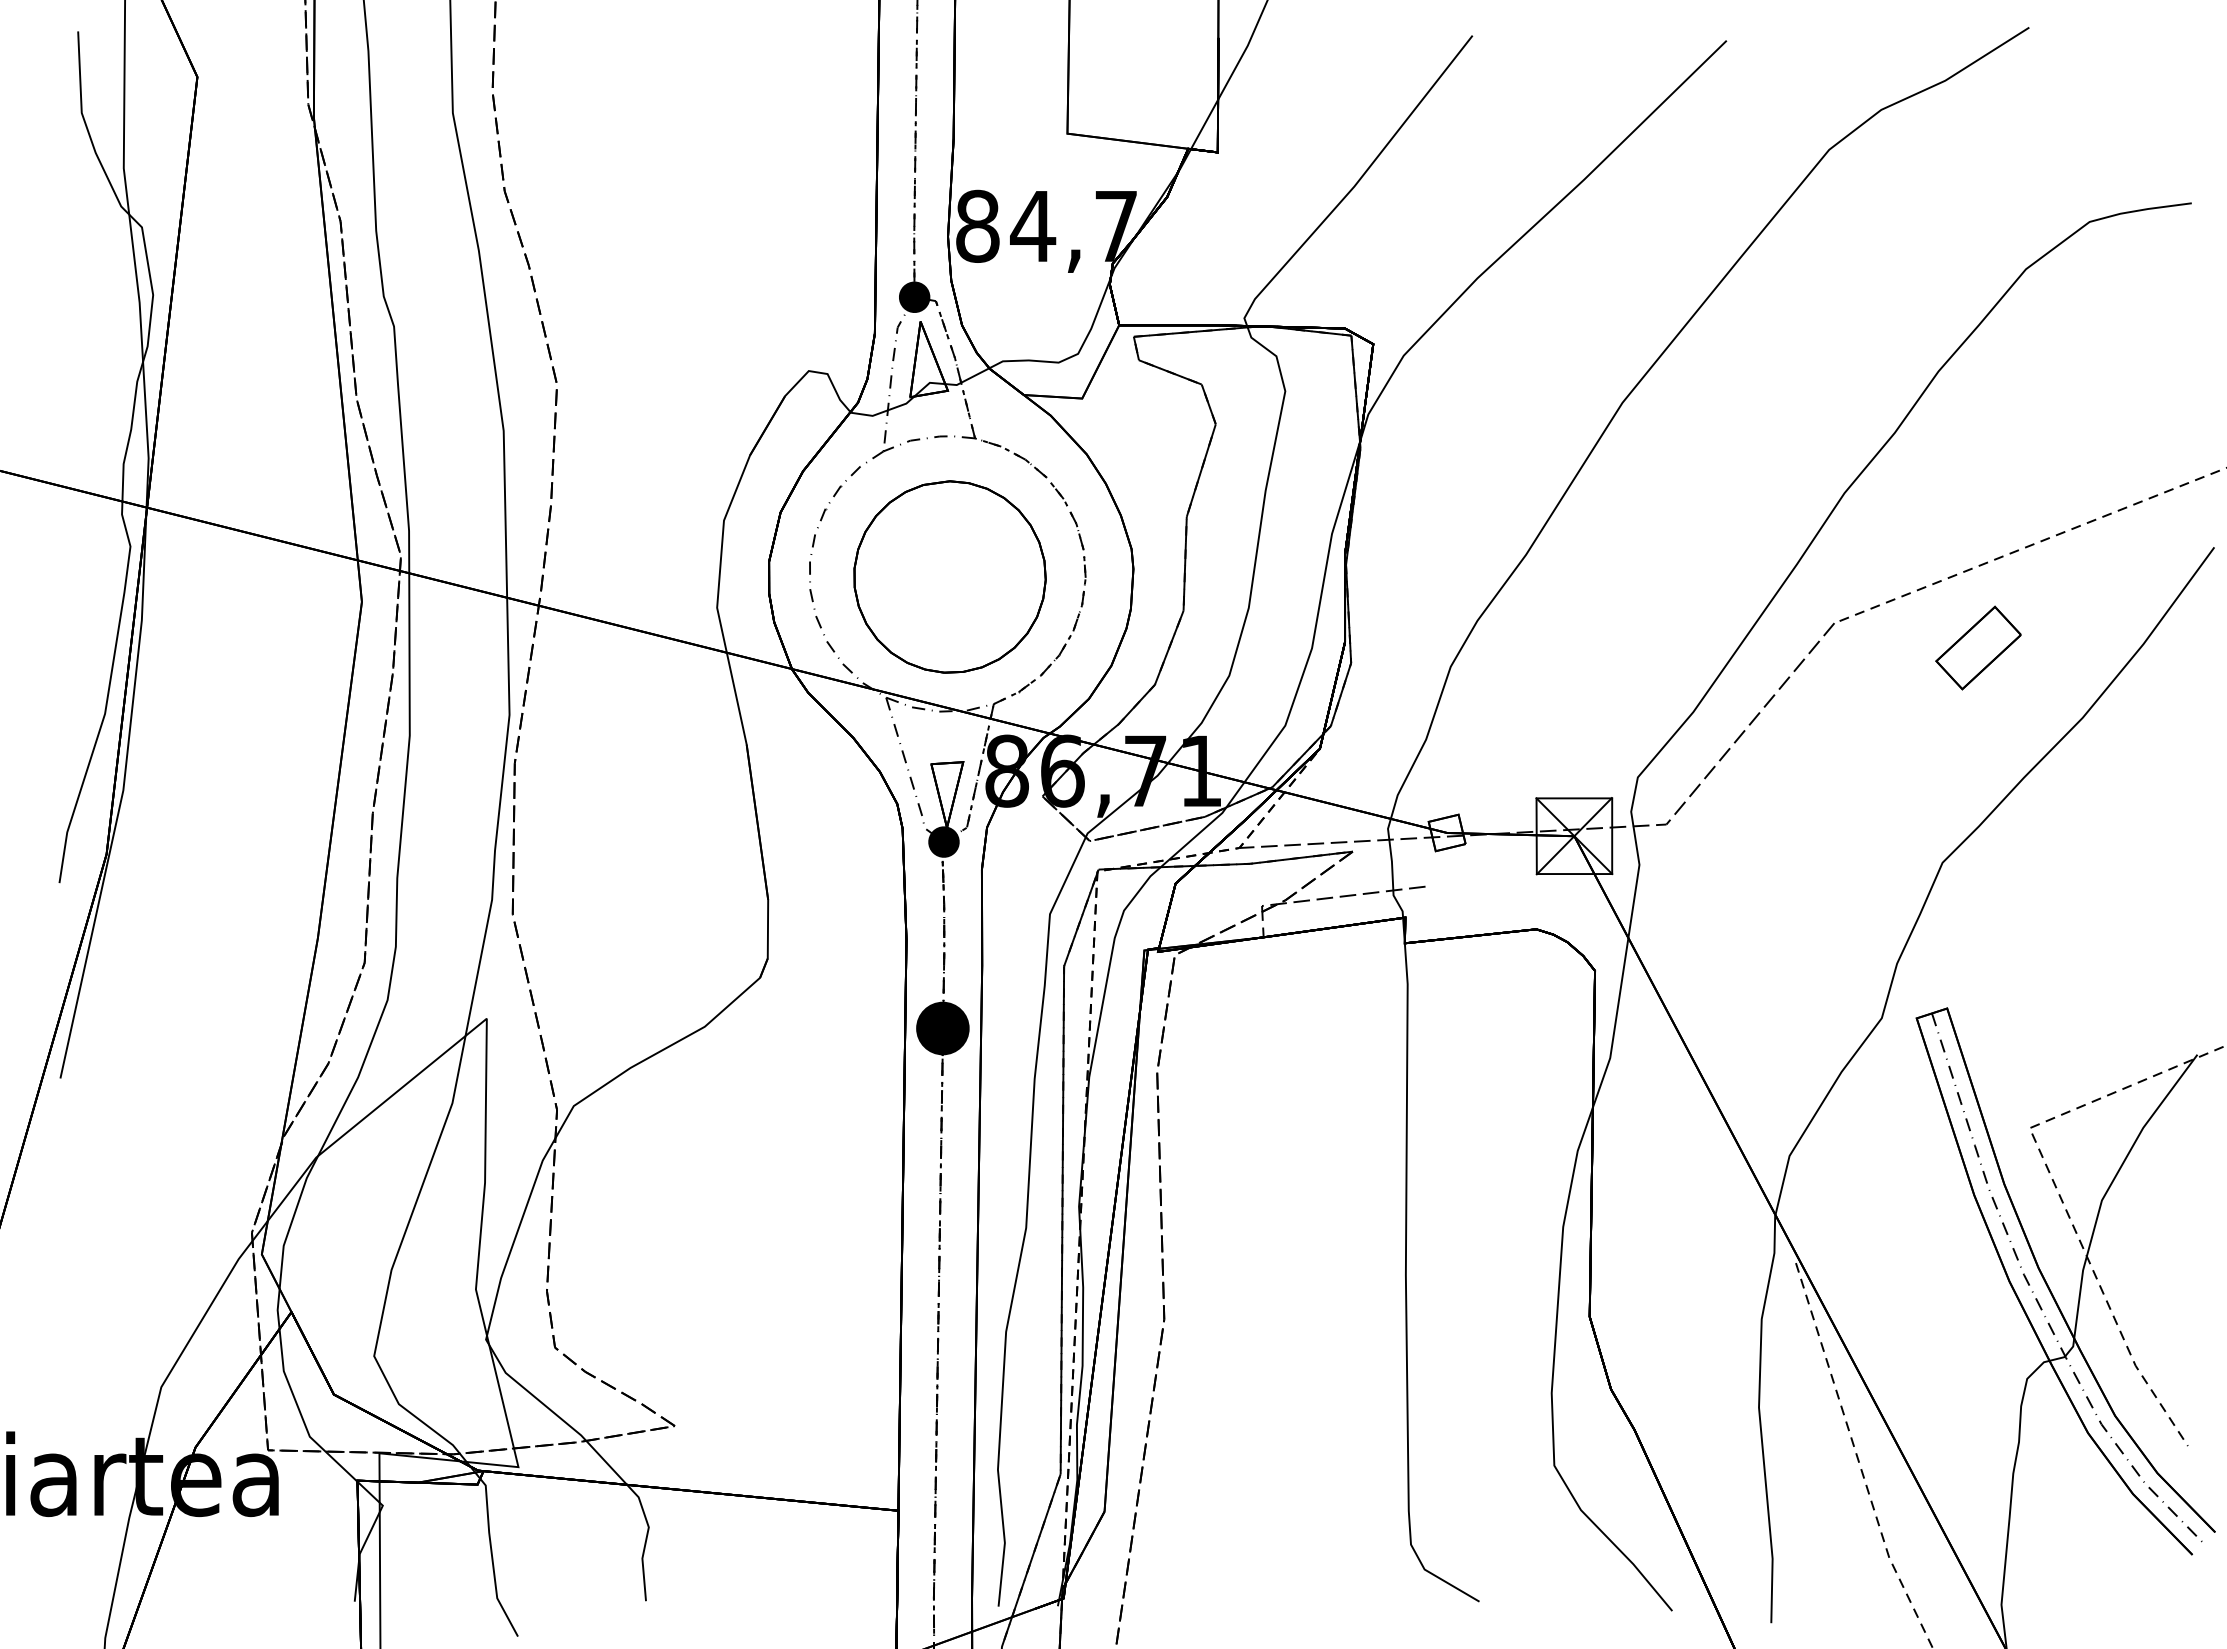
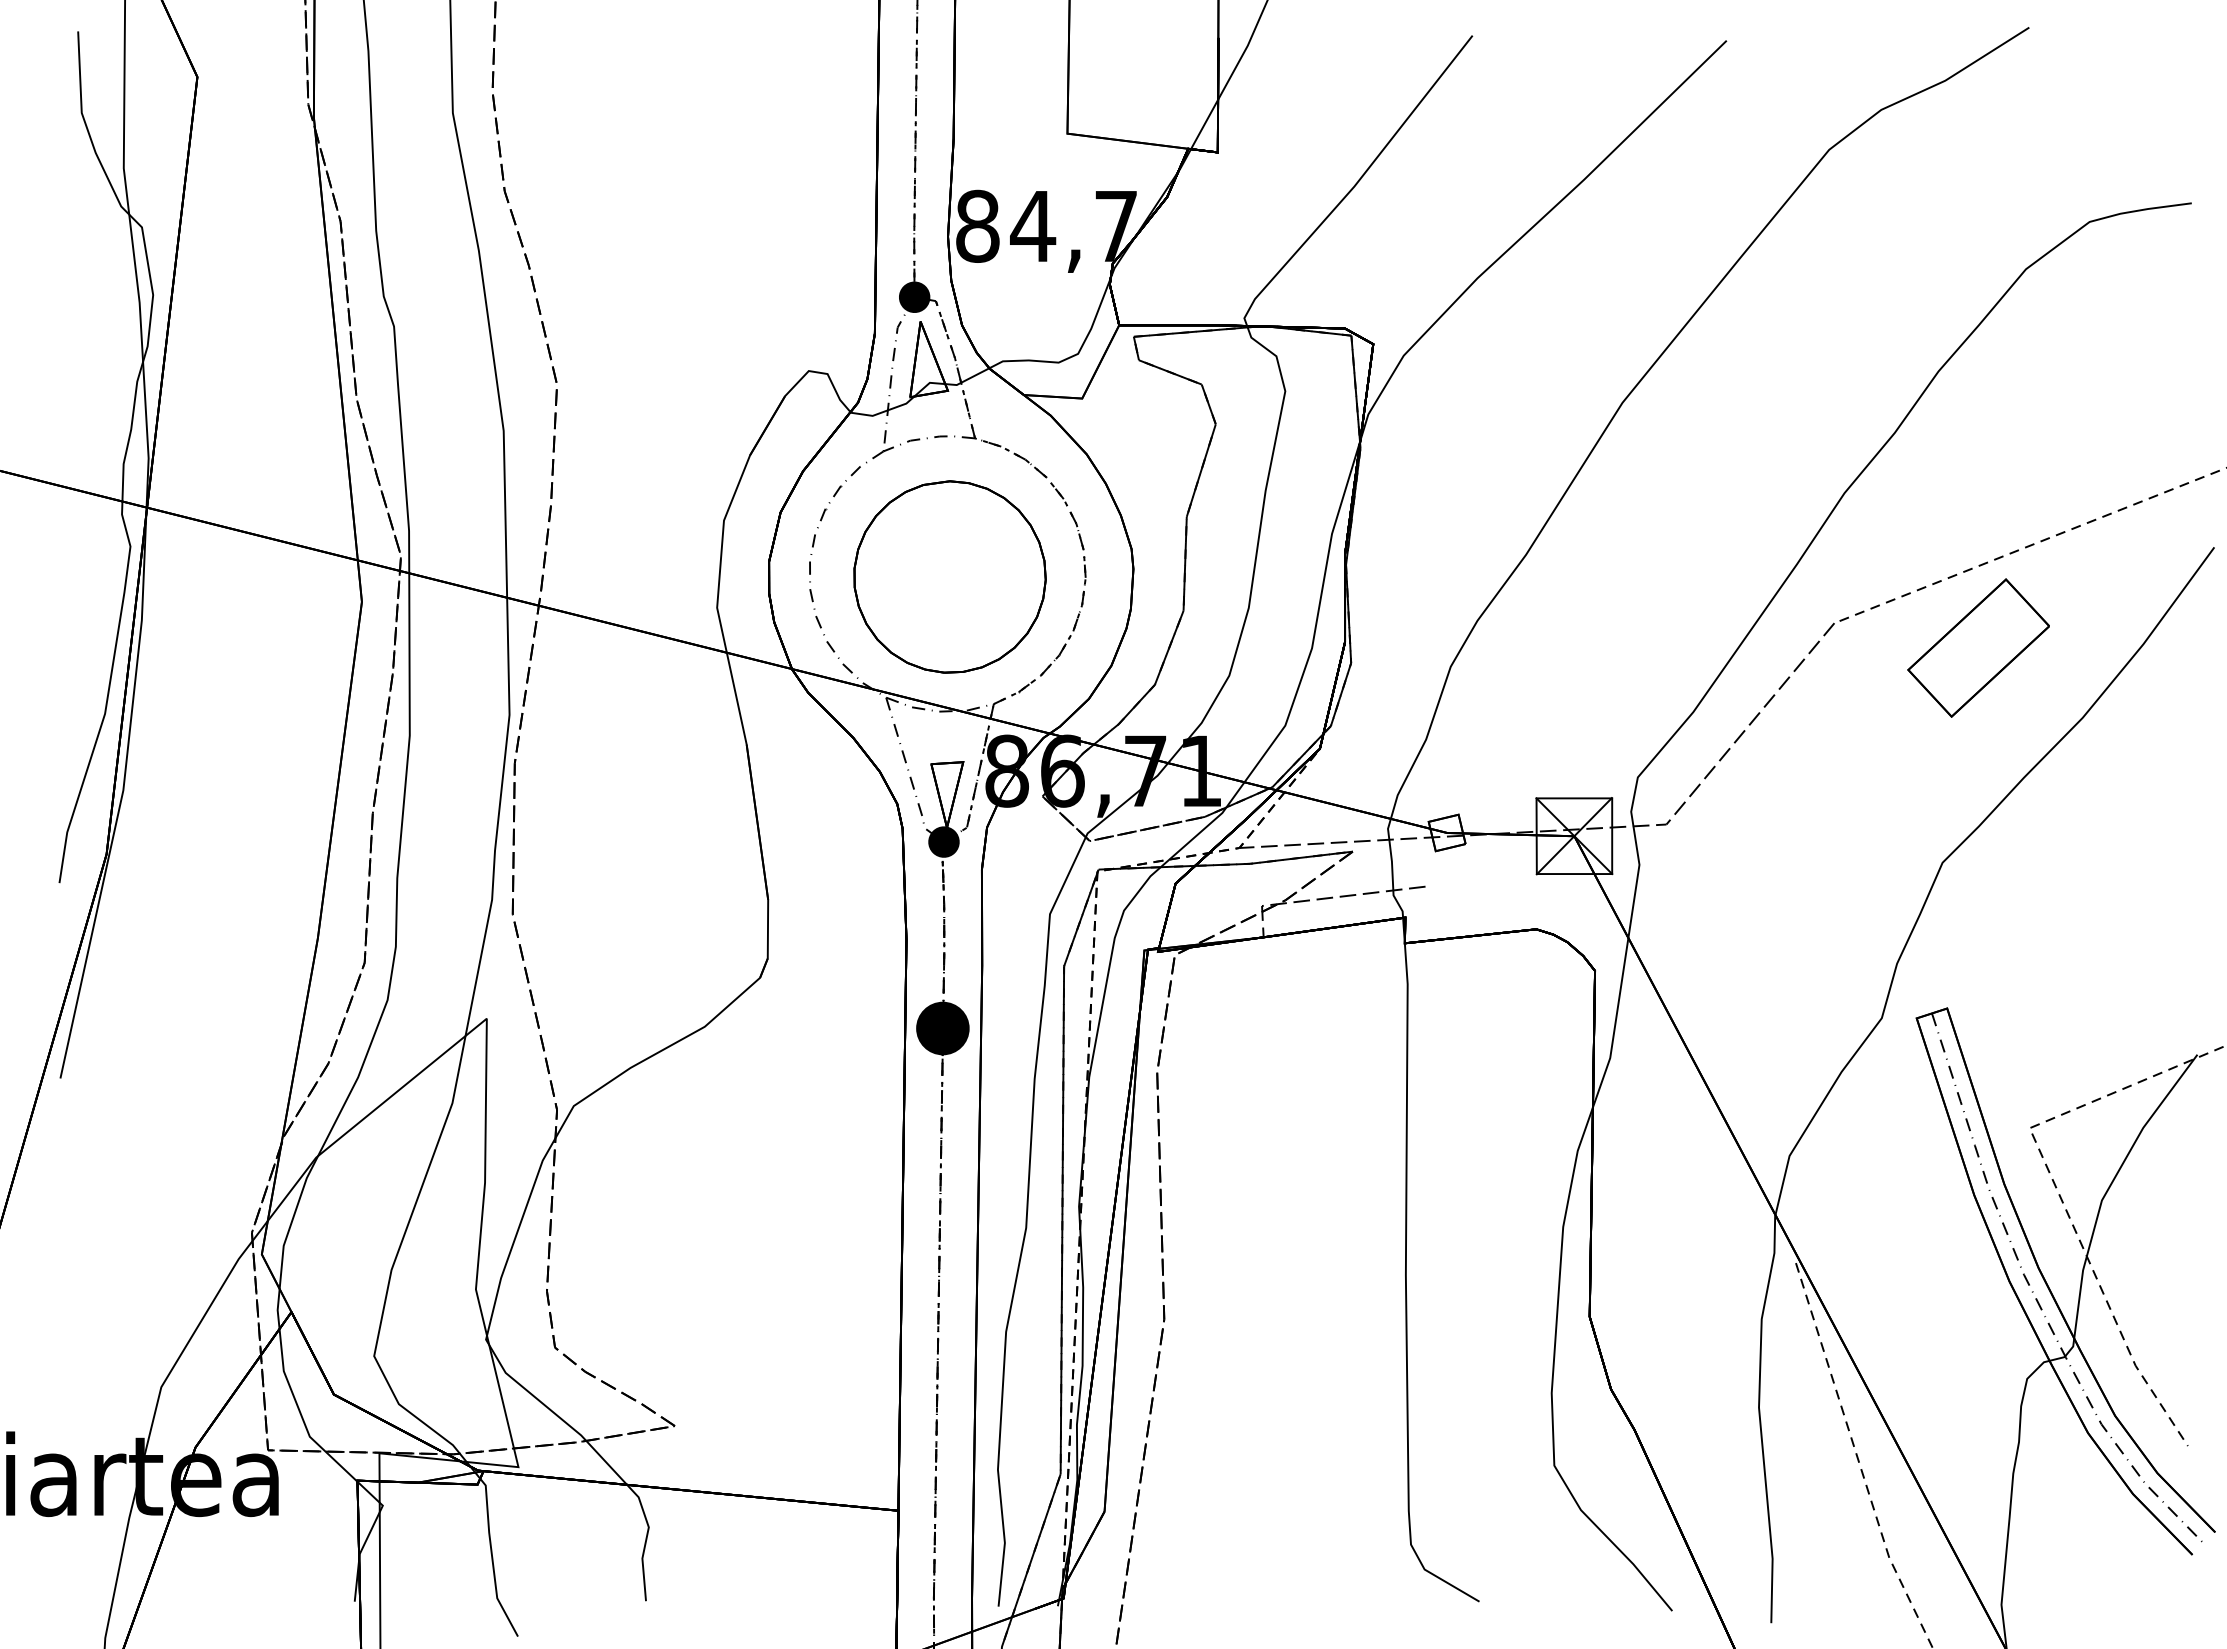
part size: 87x86 px -> 143x140 px (1978, 647)
